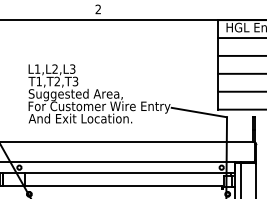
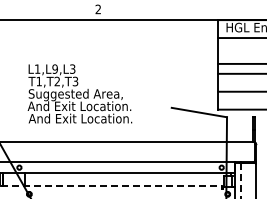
line position: (240, 55) -> (240, 63) (240, 63)
text: L1,L2,L3 -> L1,L9,L3 (54, 68)
text: For Customer Wire Entry -> And Exit Location. (98, 107)
line: solid -> dashed (240, 181)
line: solid -> dashed (111, 185)
